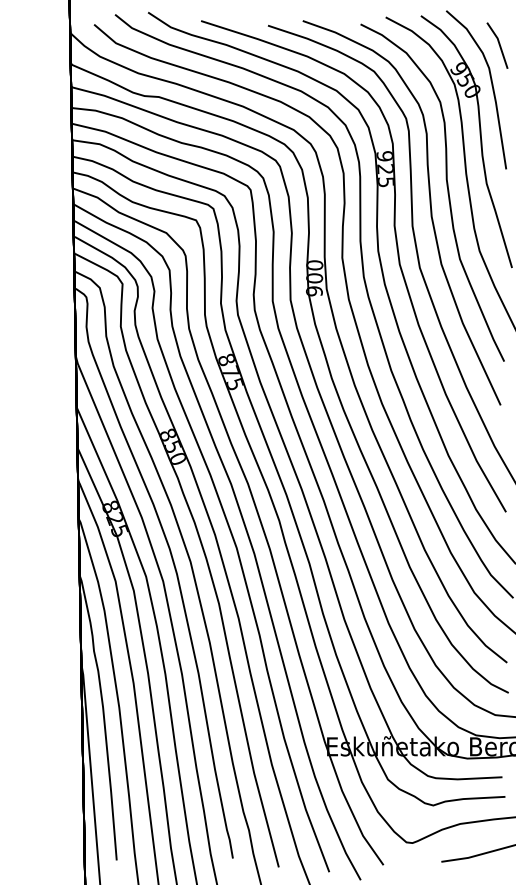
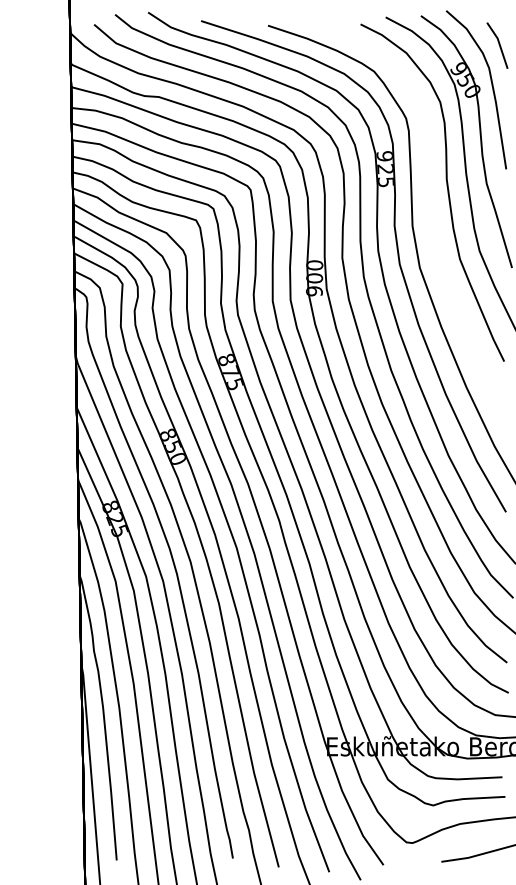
part: present -> none (430, 212)
